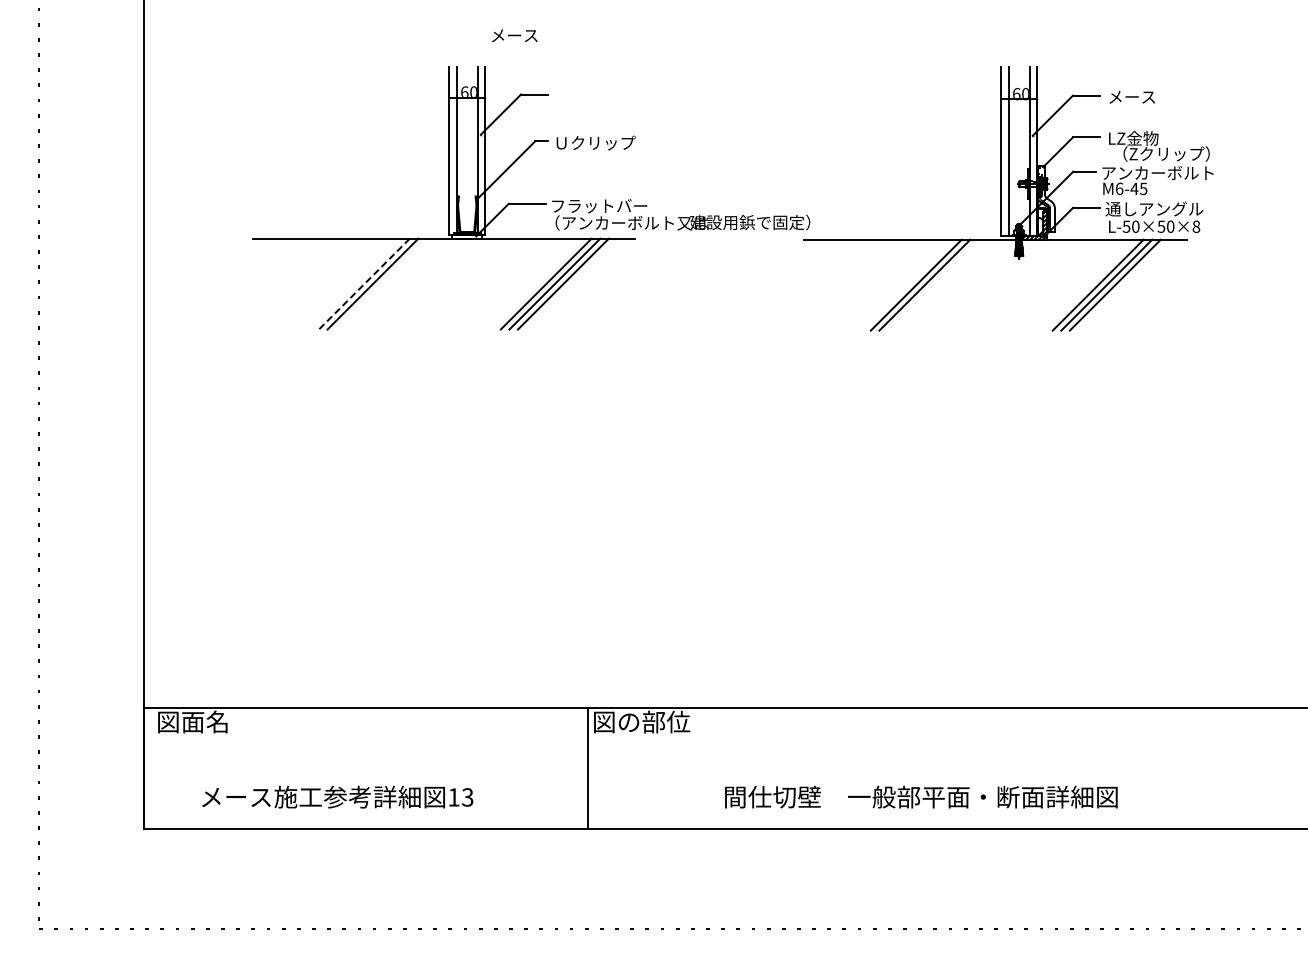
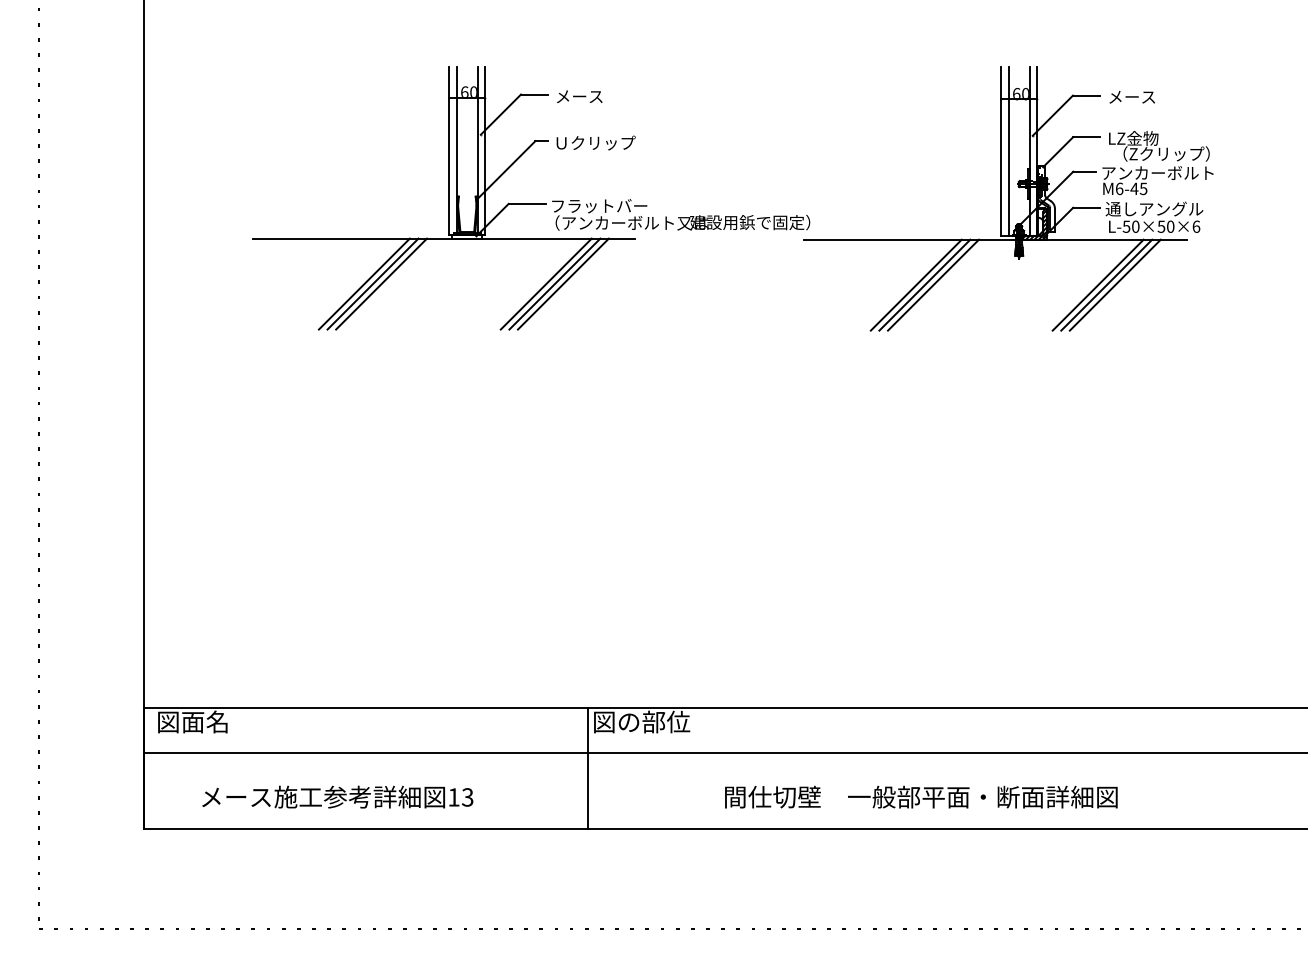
text position: (514, 35) -> (579, 96) (579, 96)
text: L-50×50×8 -> L-50×50×6 (1196, 226)
line: none -> present (381, 283)
line: dashed -> solid (364, 284)
line: none -> present (933, 284)
line: none -> present (724, 753)
